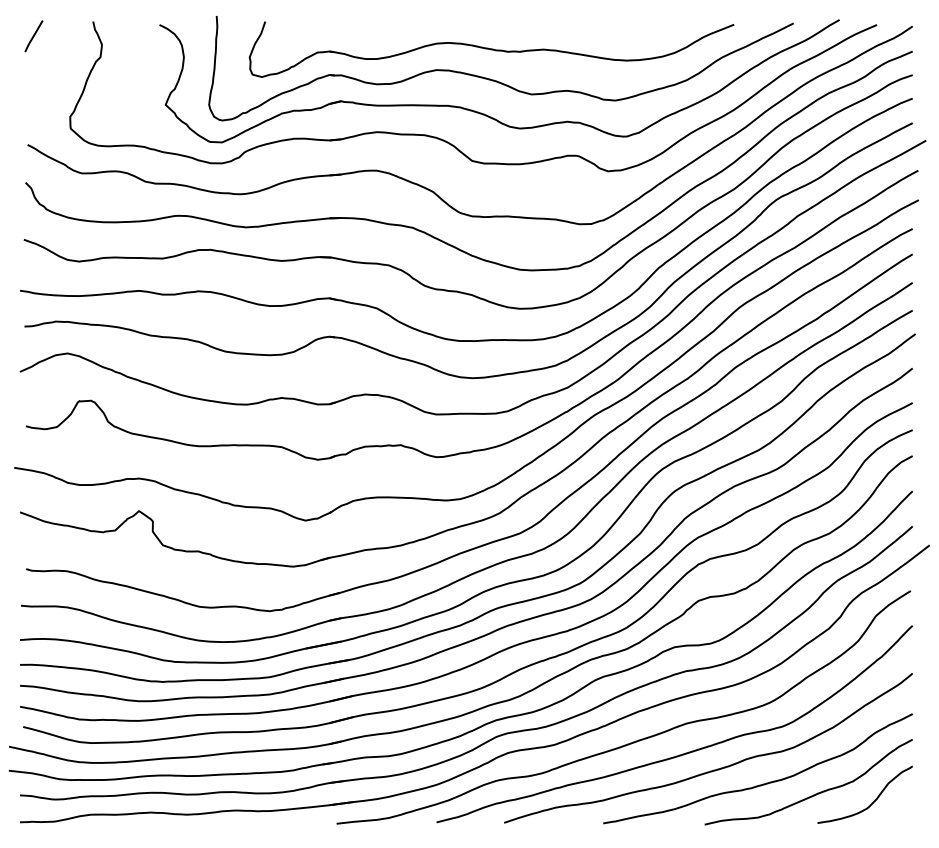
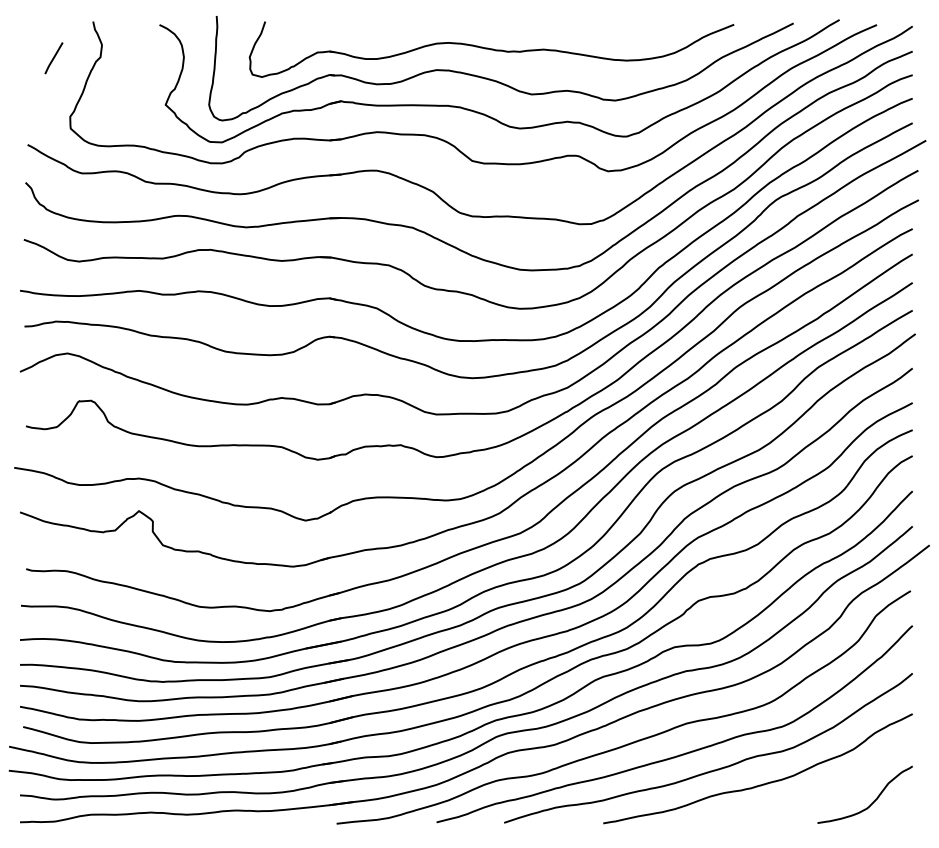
line position: (33, 36) -> (53, 58) (53, 58)
curve: present -> none (813, 794)
